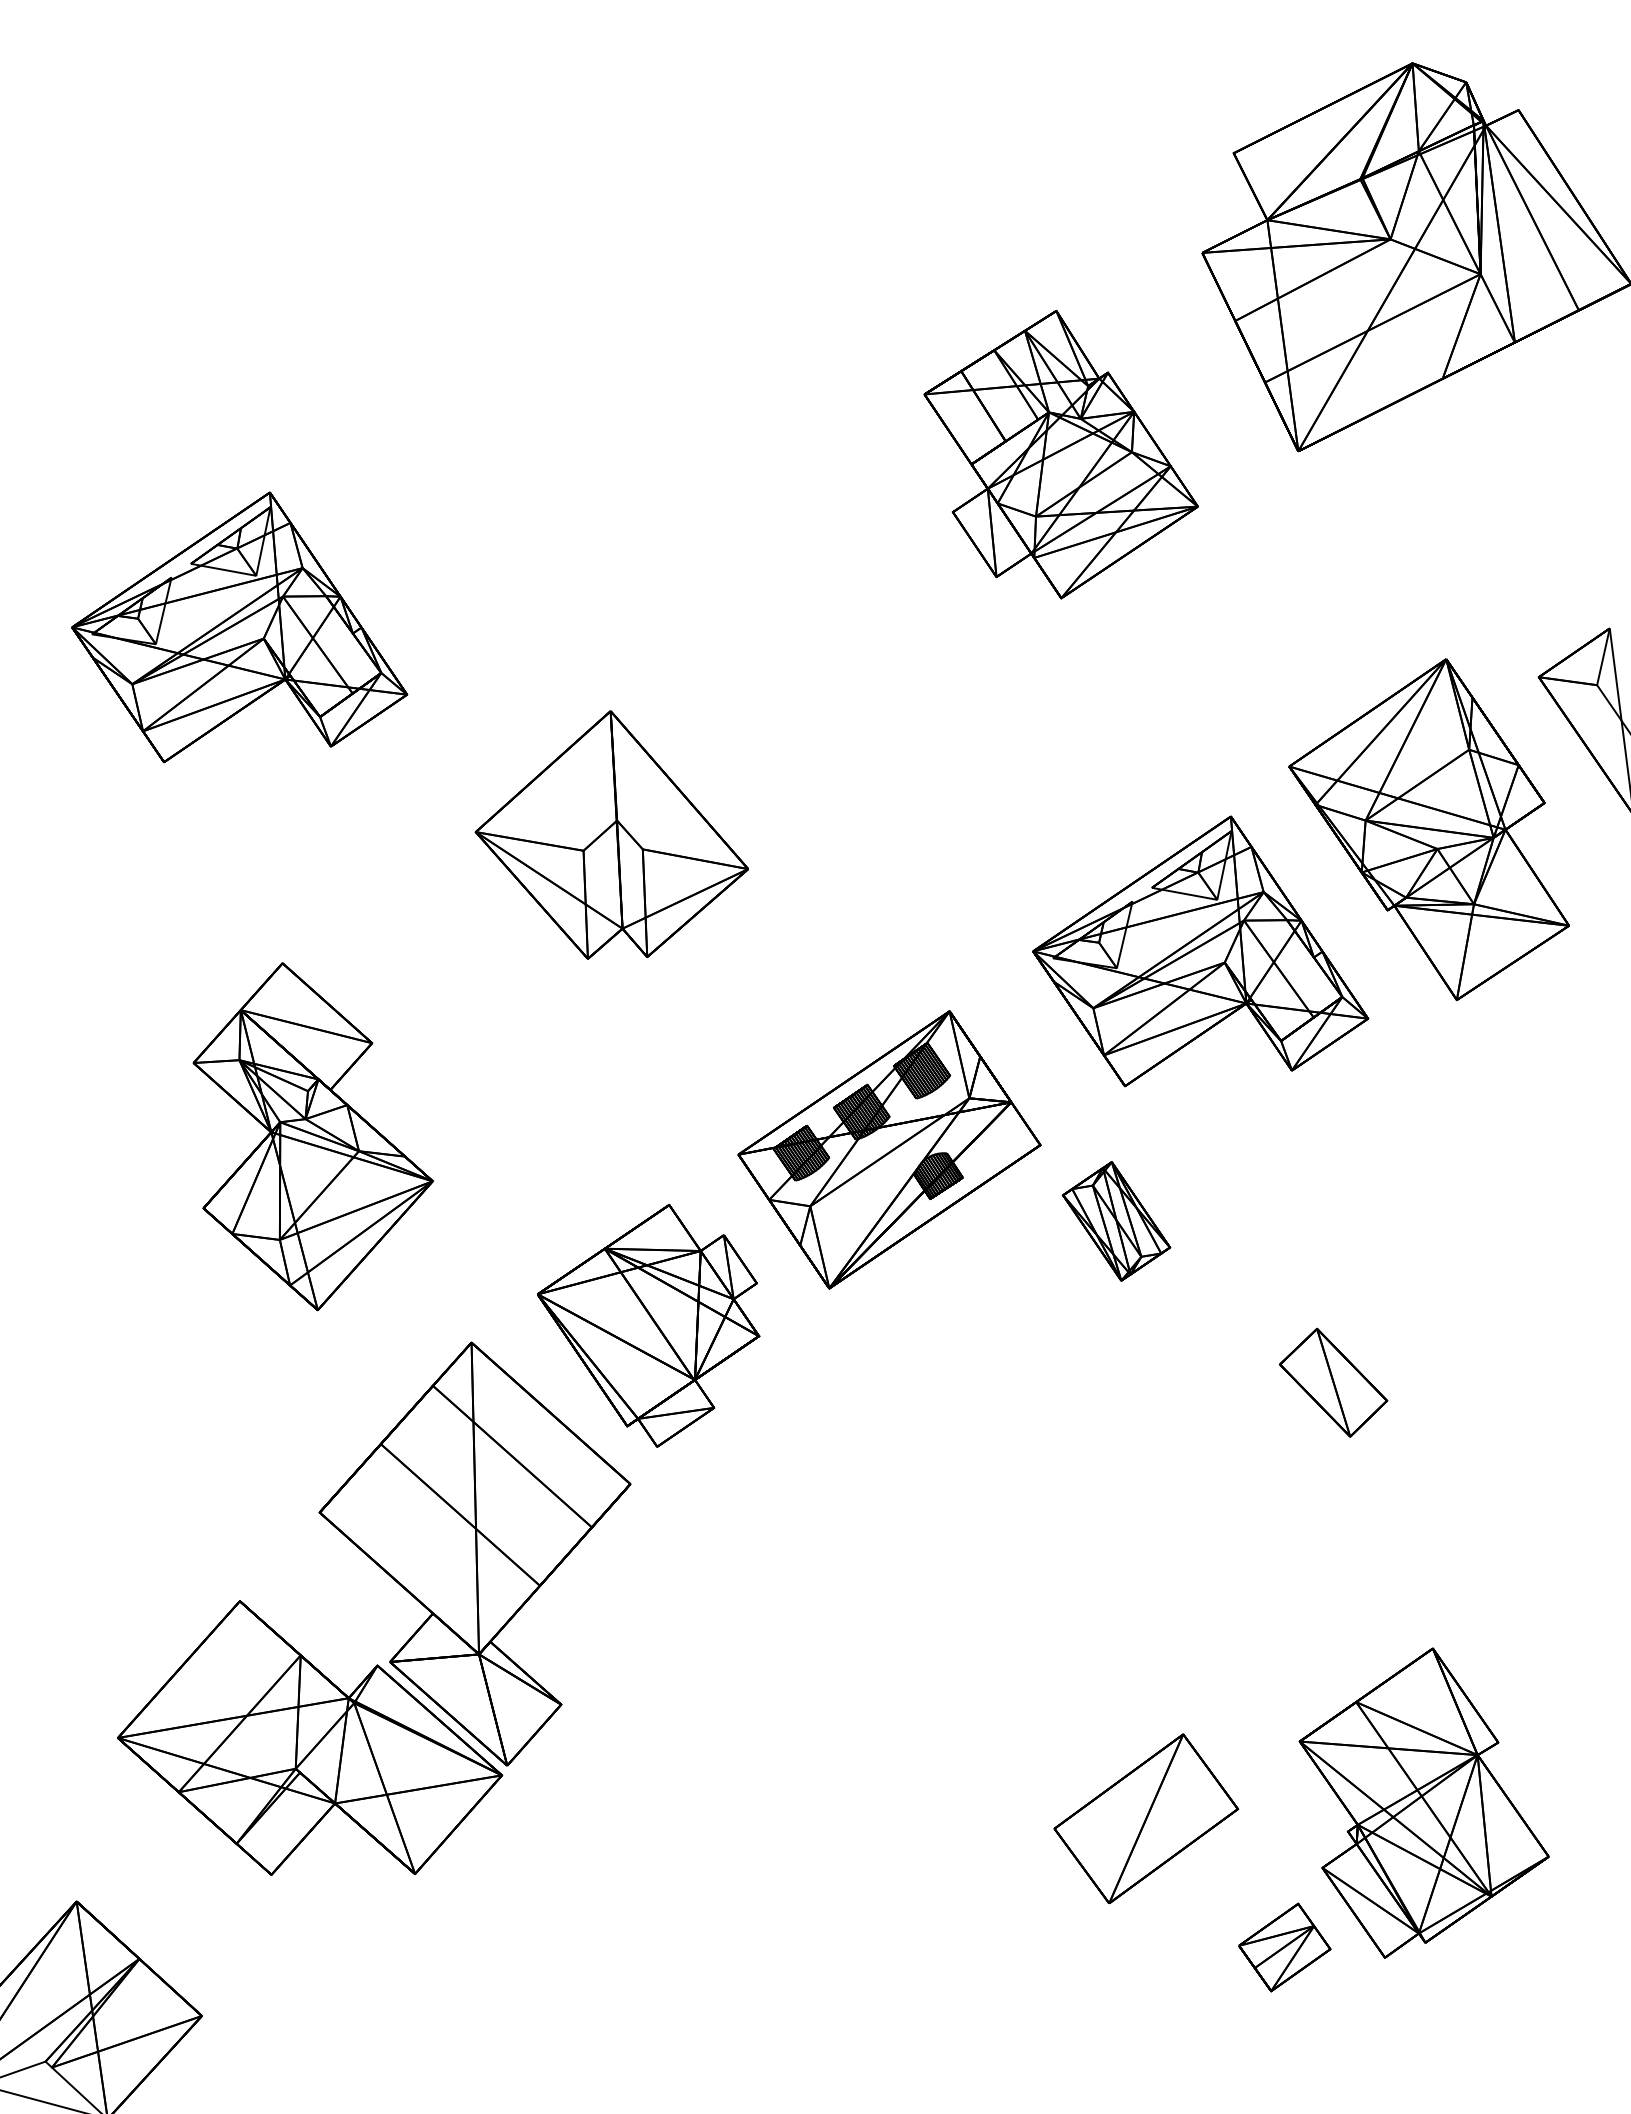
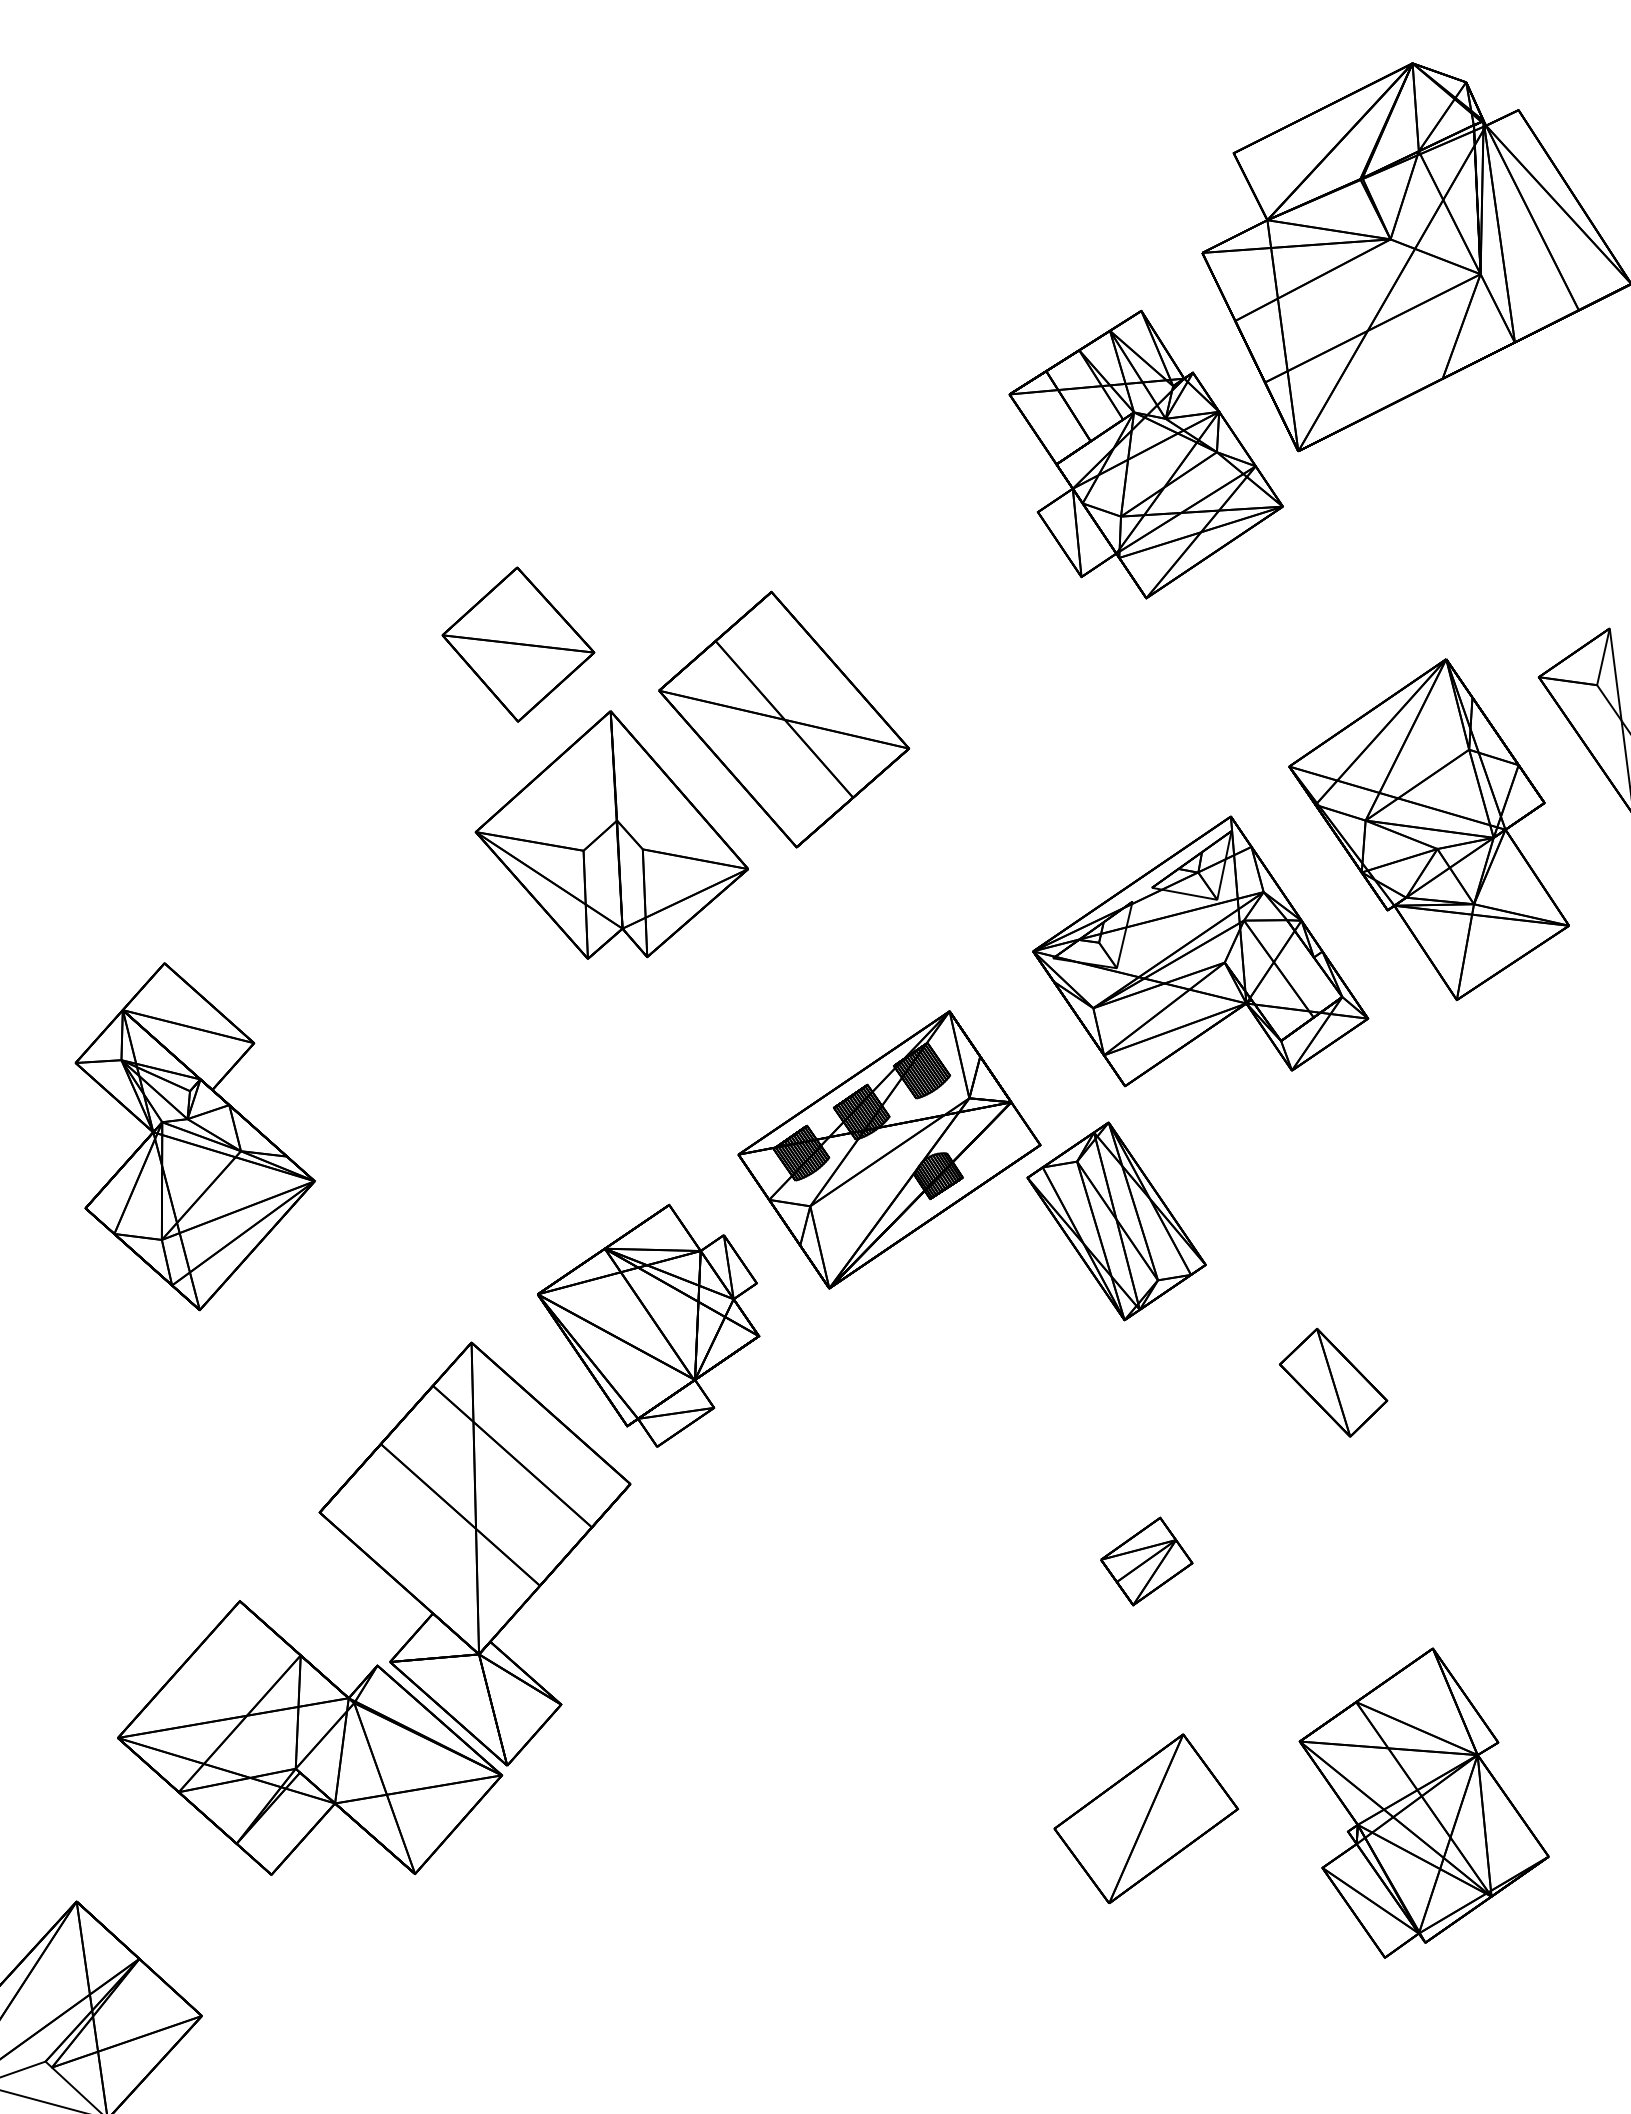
part position: (1060, 454) -> (1145, 454) (1145, 454)
part: present -> none (239, 627)
part: none -> present (518, 644)
part: none -> present (784, 719)
part position: (312, 1136) -> (194, 1136) (194, 1136)
part size: 110x121 px -> 181x201 px (1116, 1221)
part position: (1284, 1947) -> (1146, 1561) (1146, 1561)
